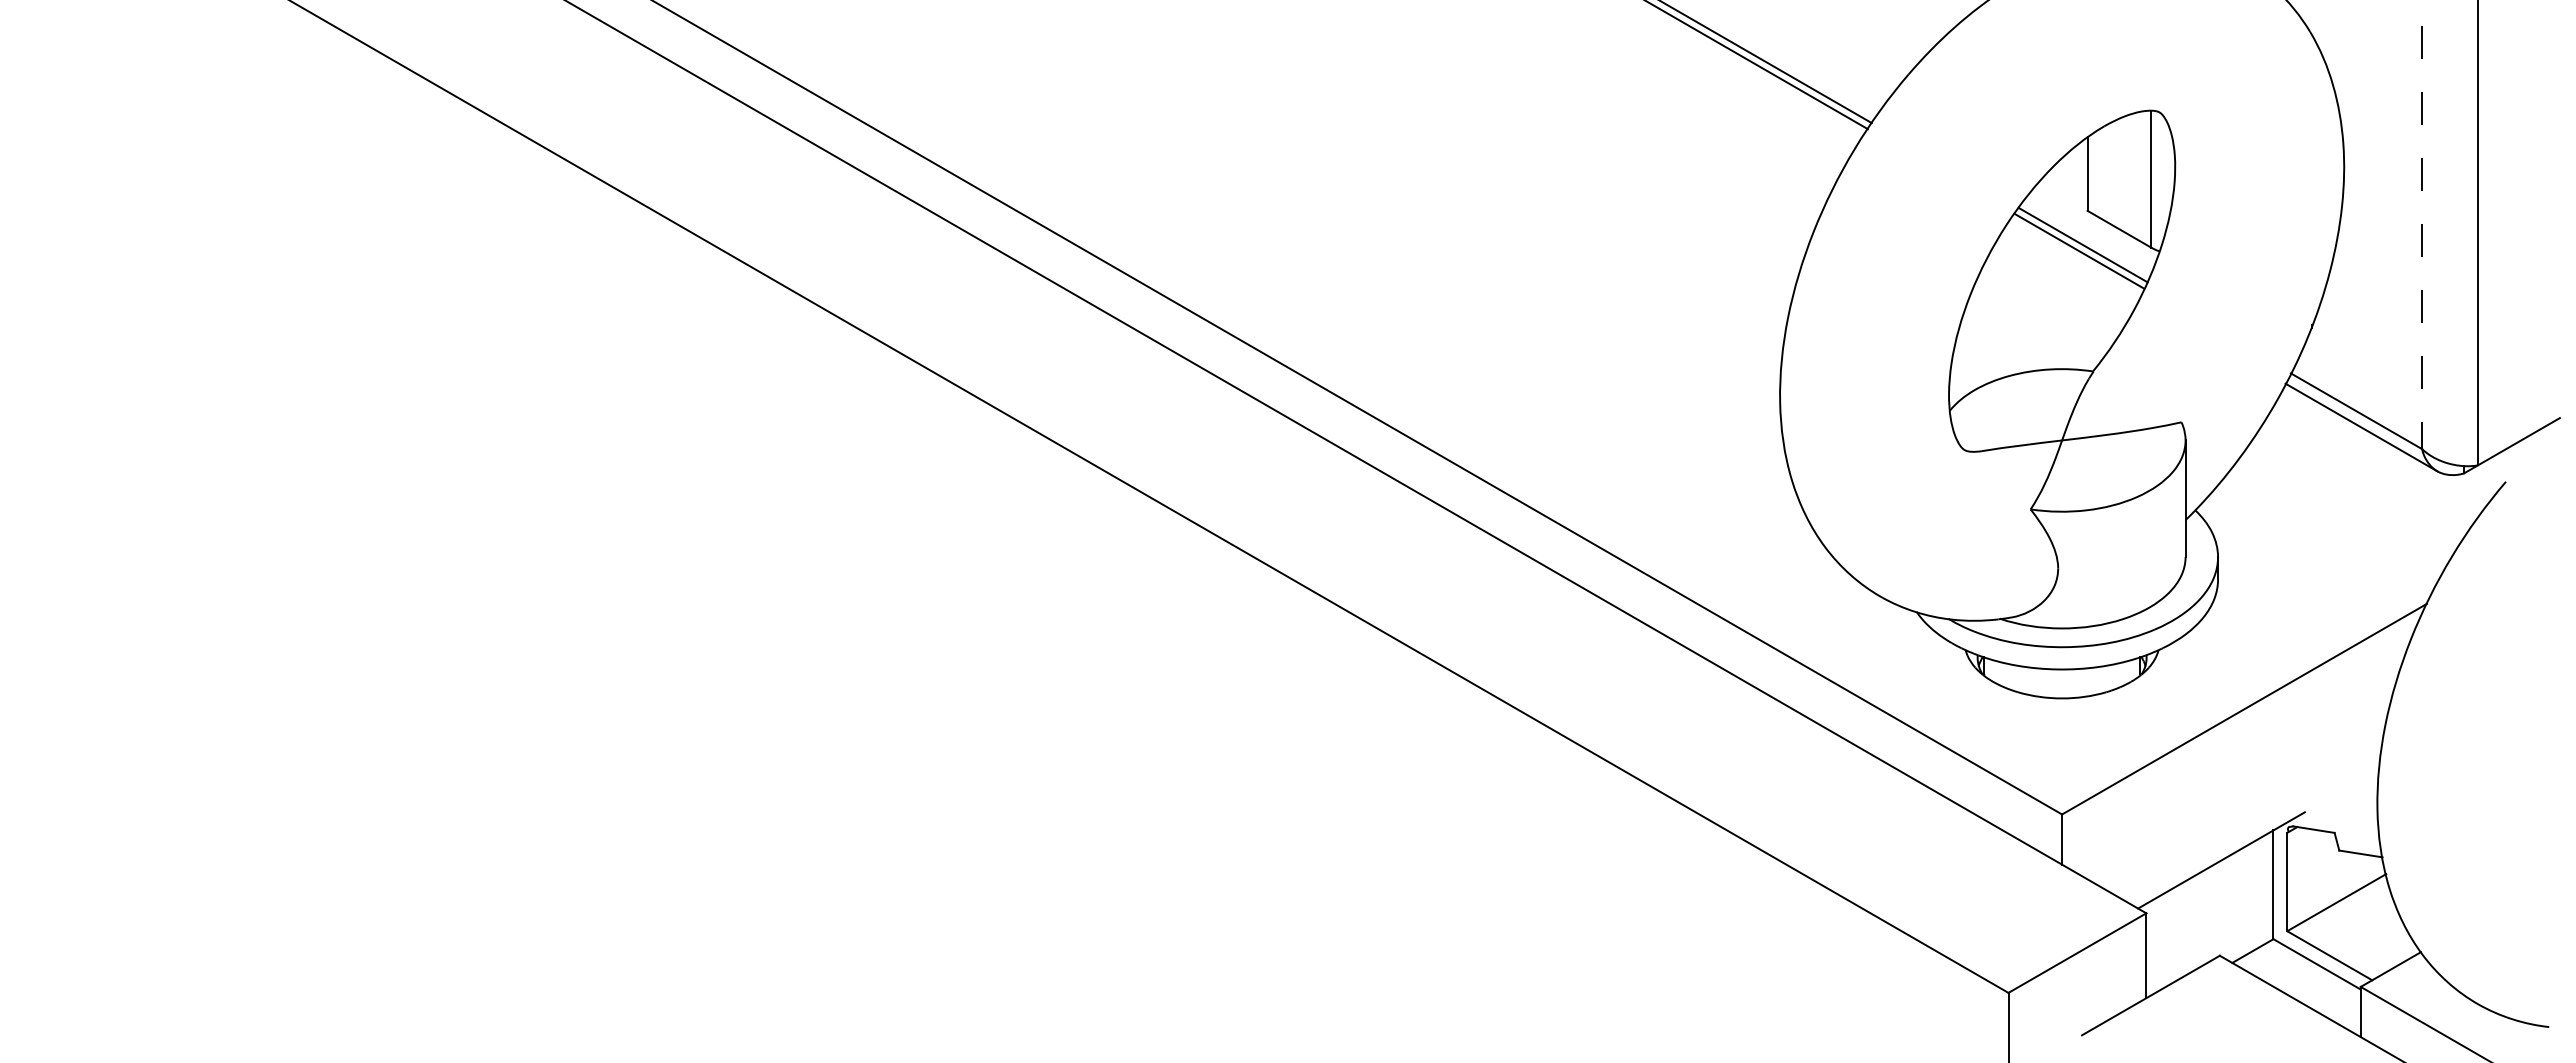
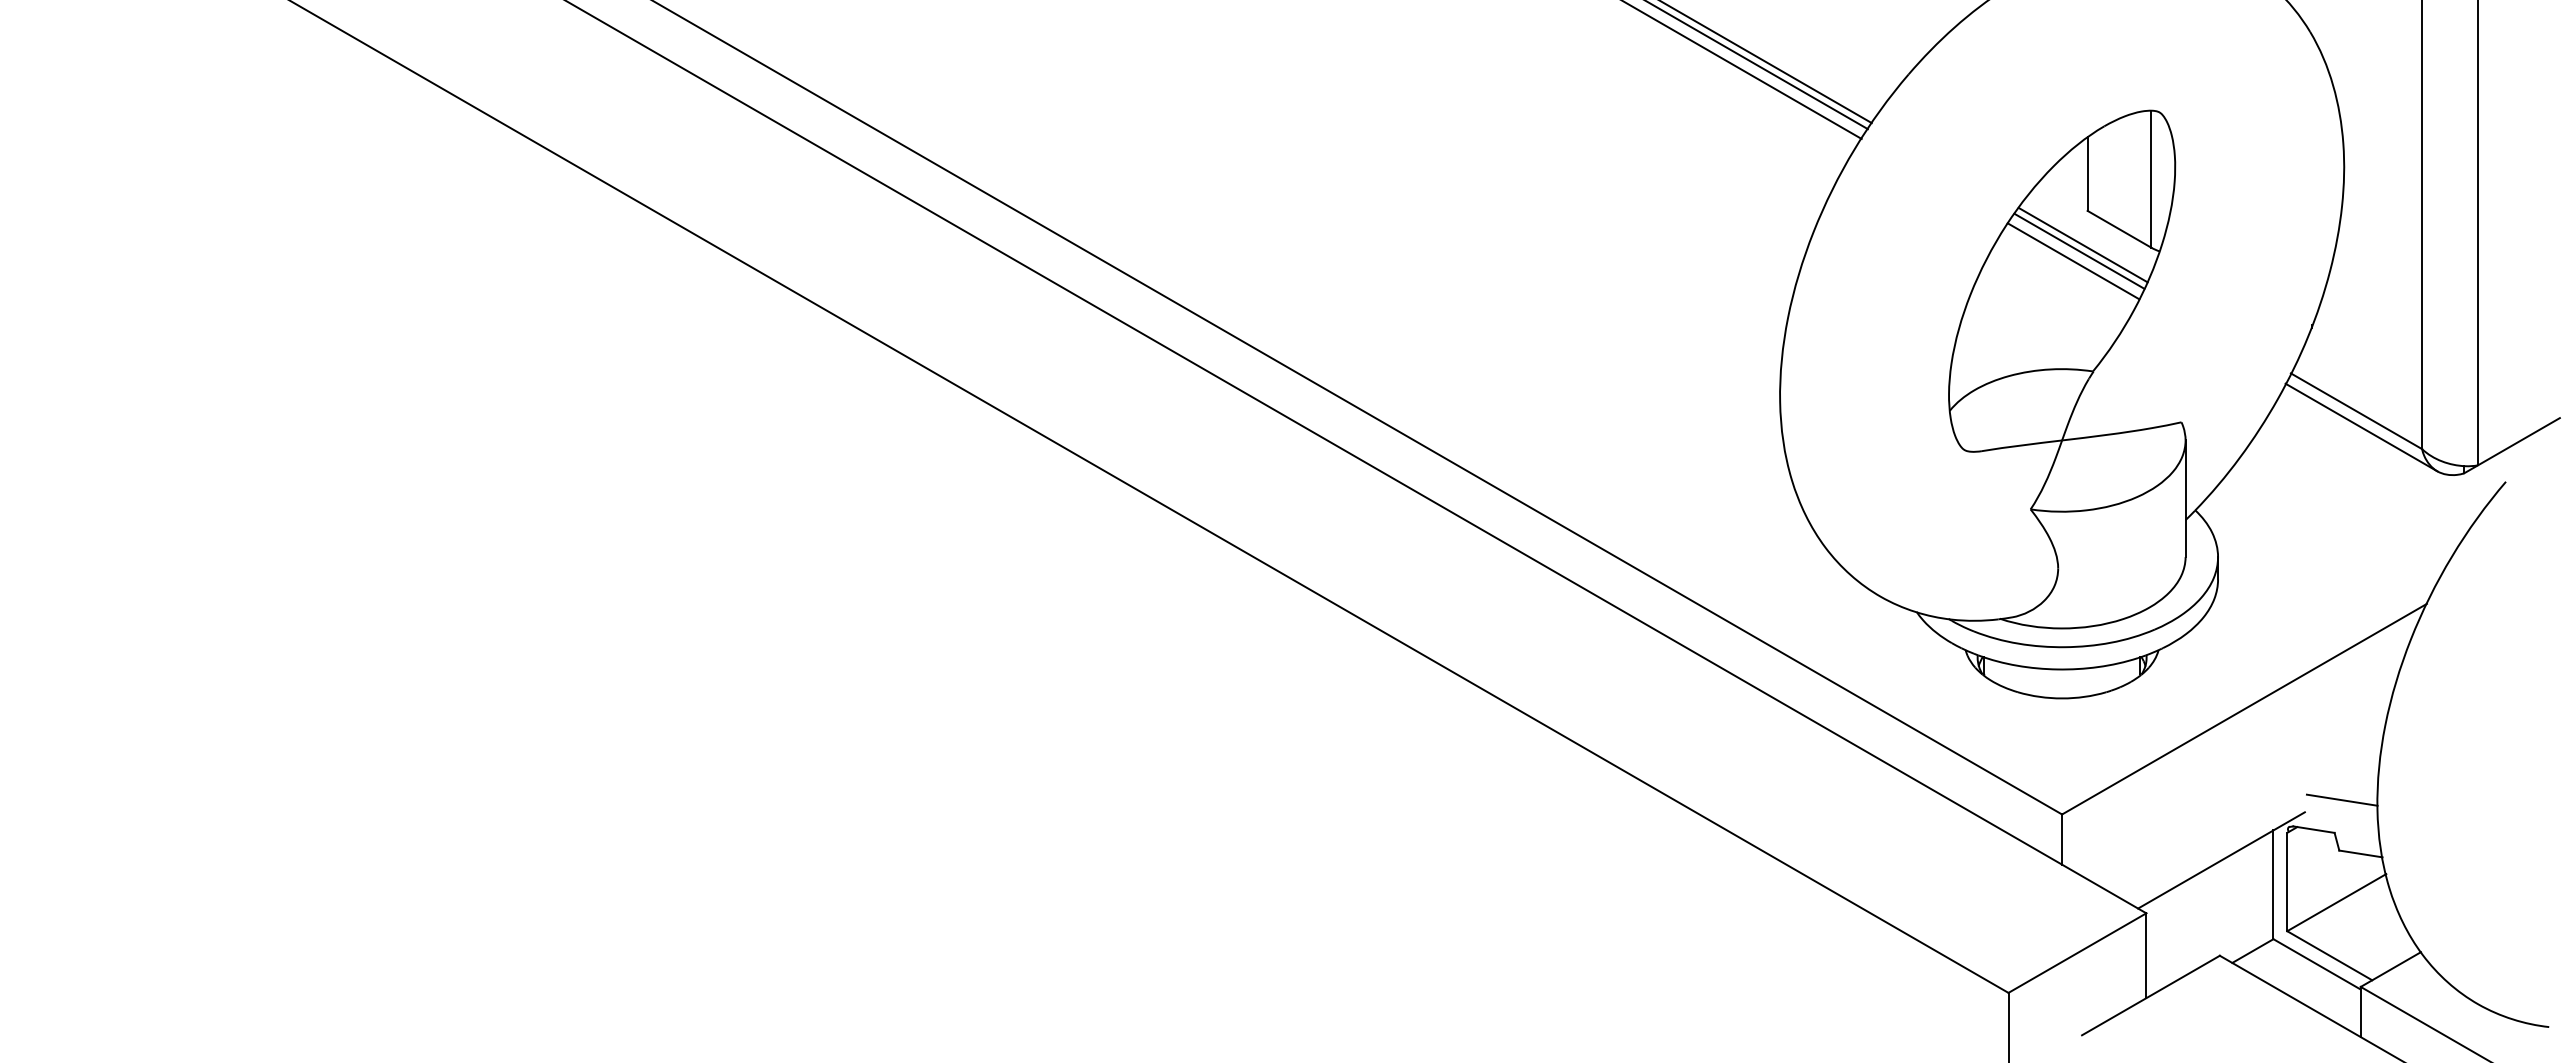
line: none -> present (1743, 70)
line: dashed -> solid (2422, 225)
line: none -> present (2073, 261)
line: none -> present (2341, 799)
